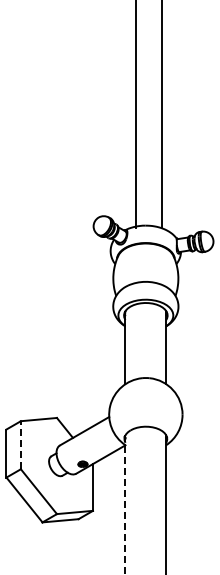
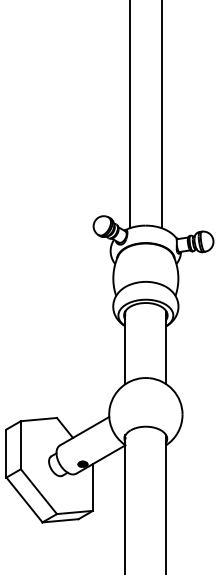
line position: (135, 115) -> (129, 115) (129, 115)
line: dashed -> solid (20, 444)
line: dashed -> solid (125, 504)
